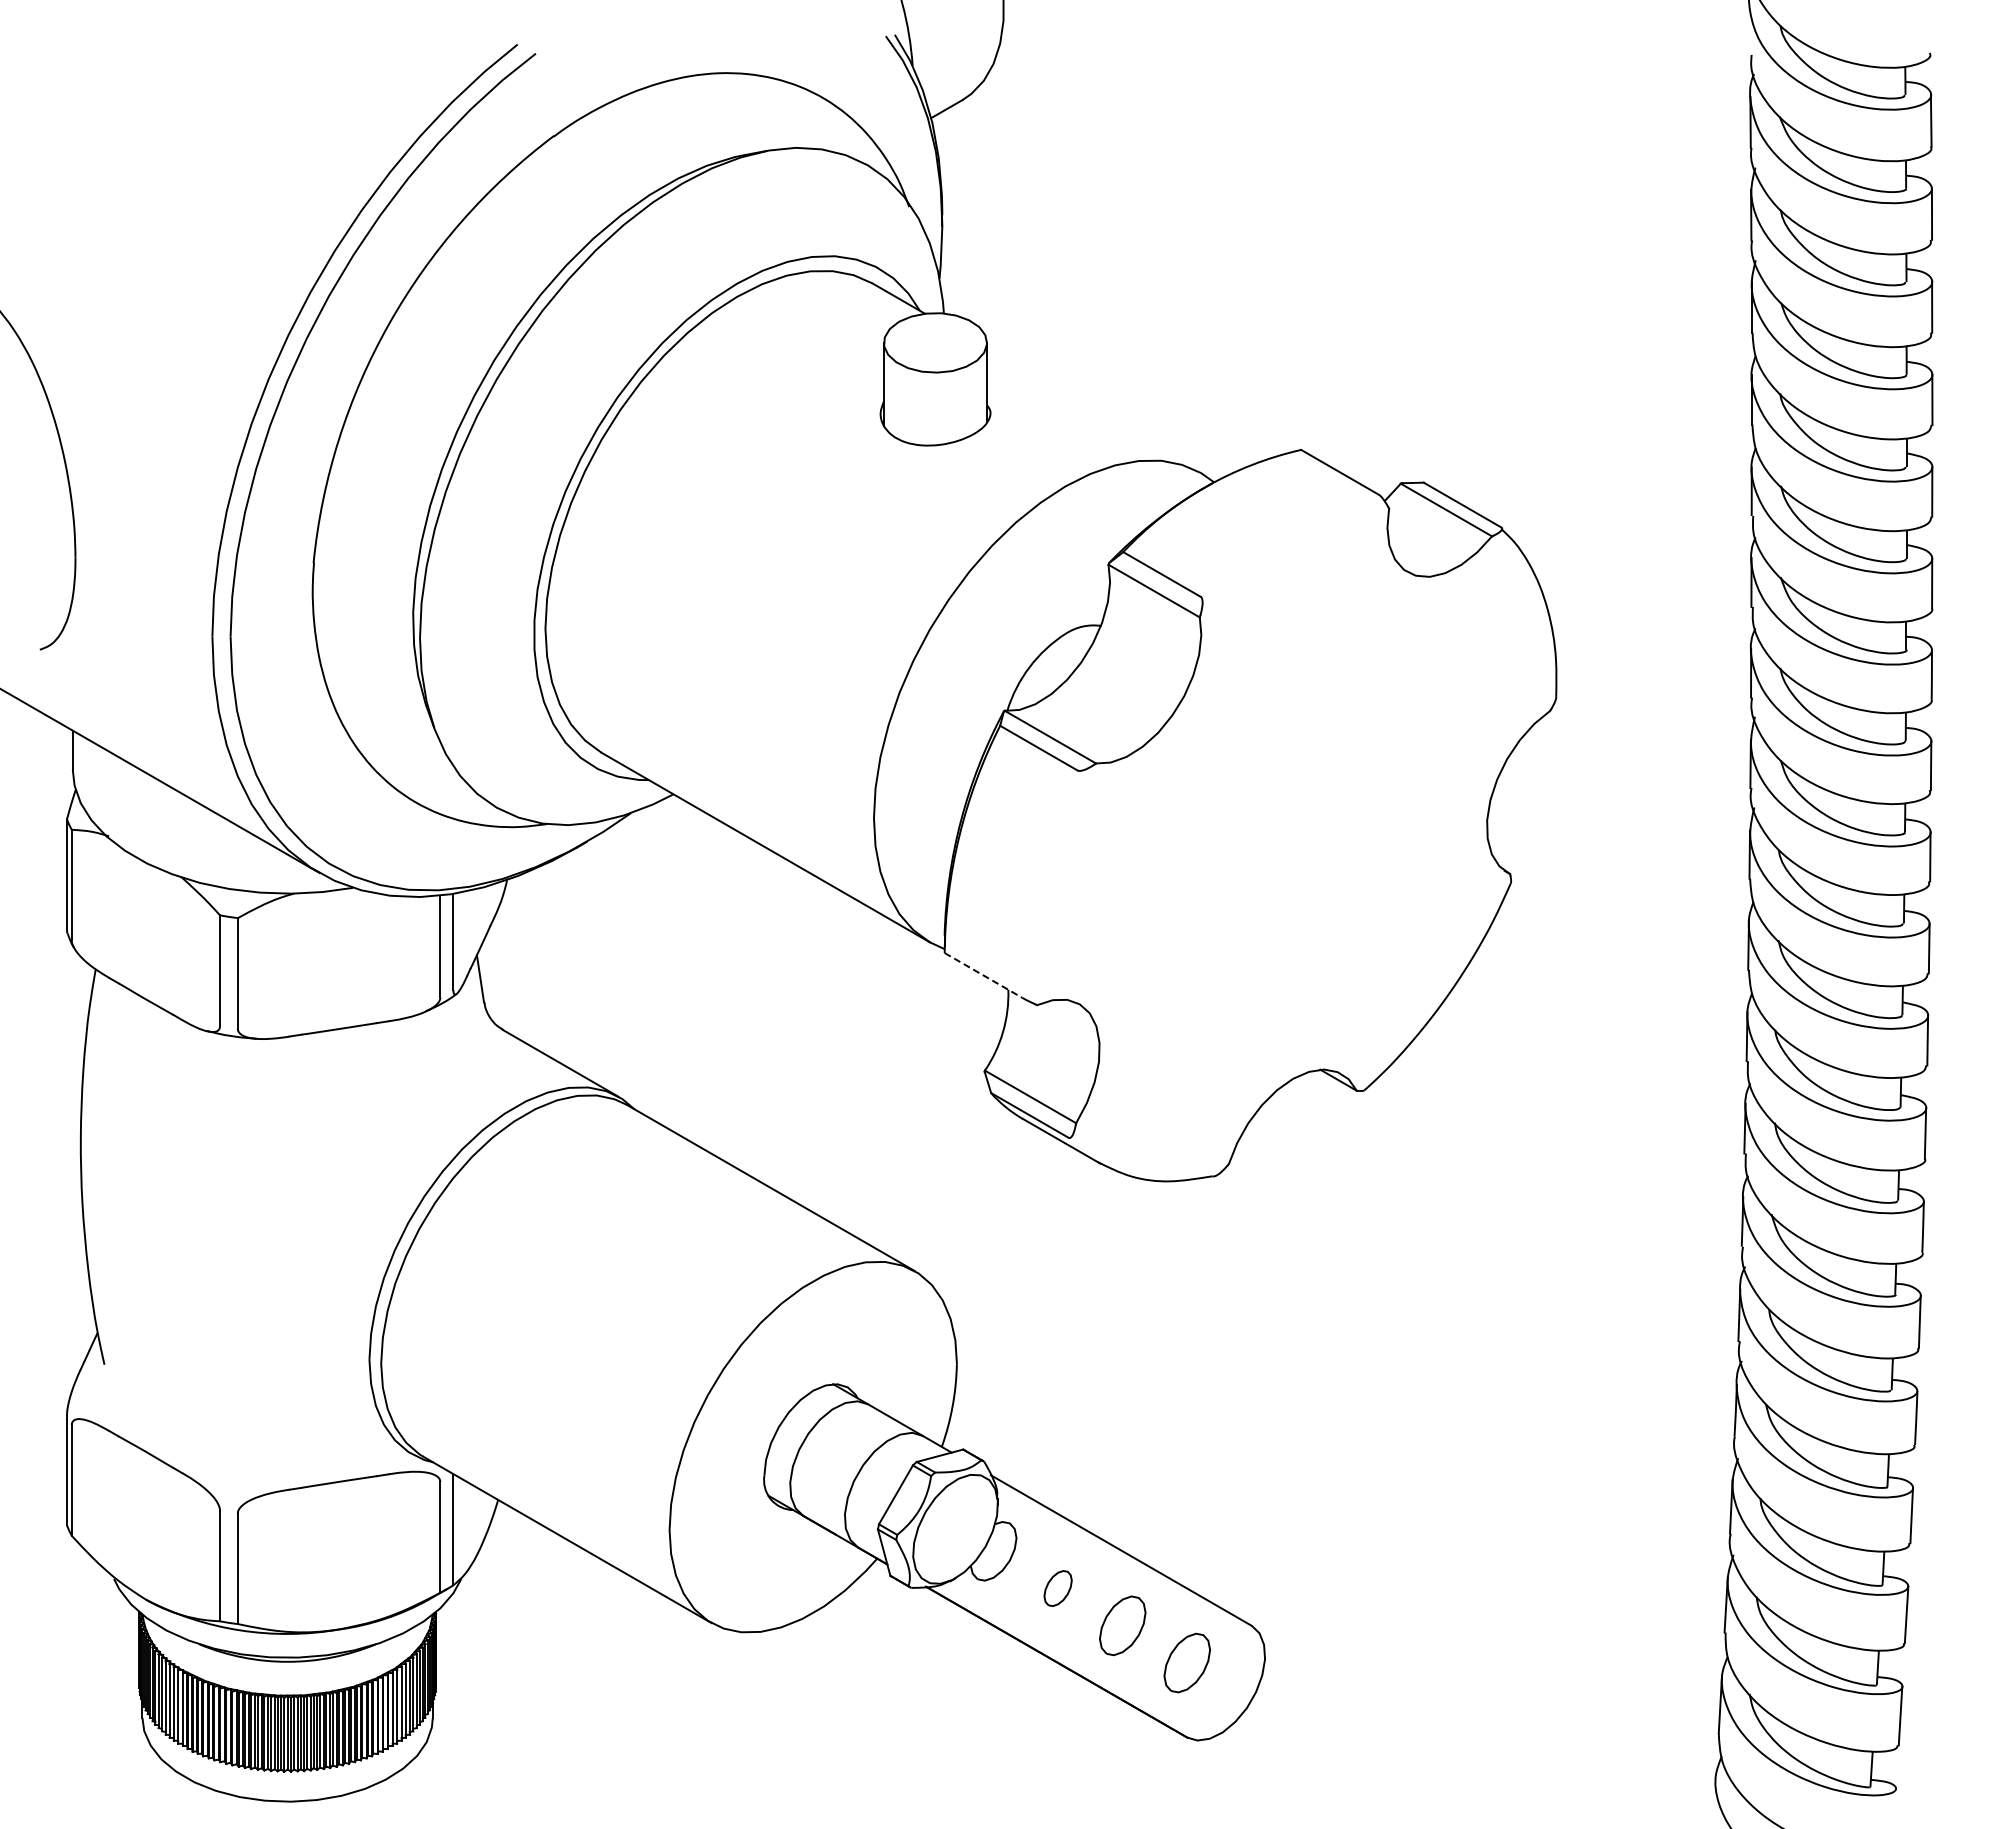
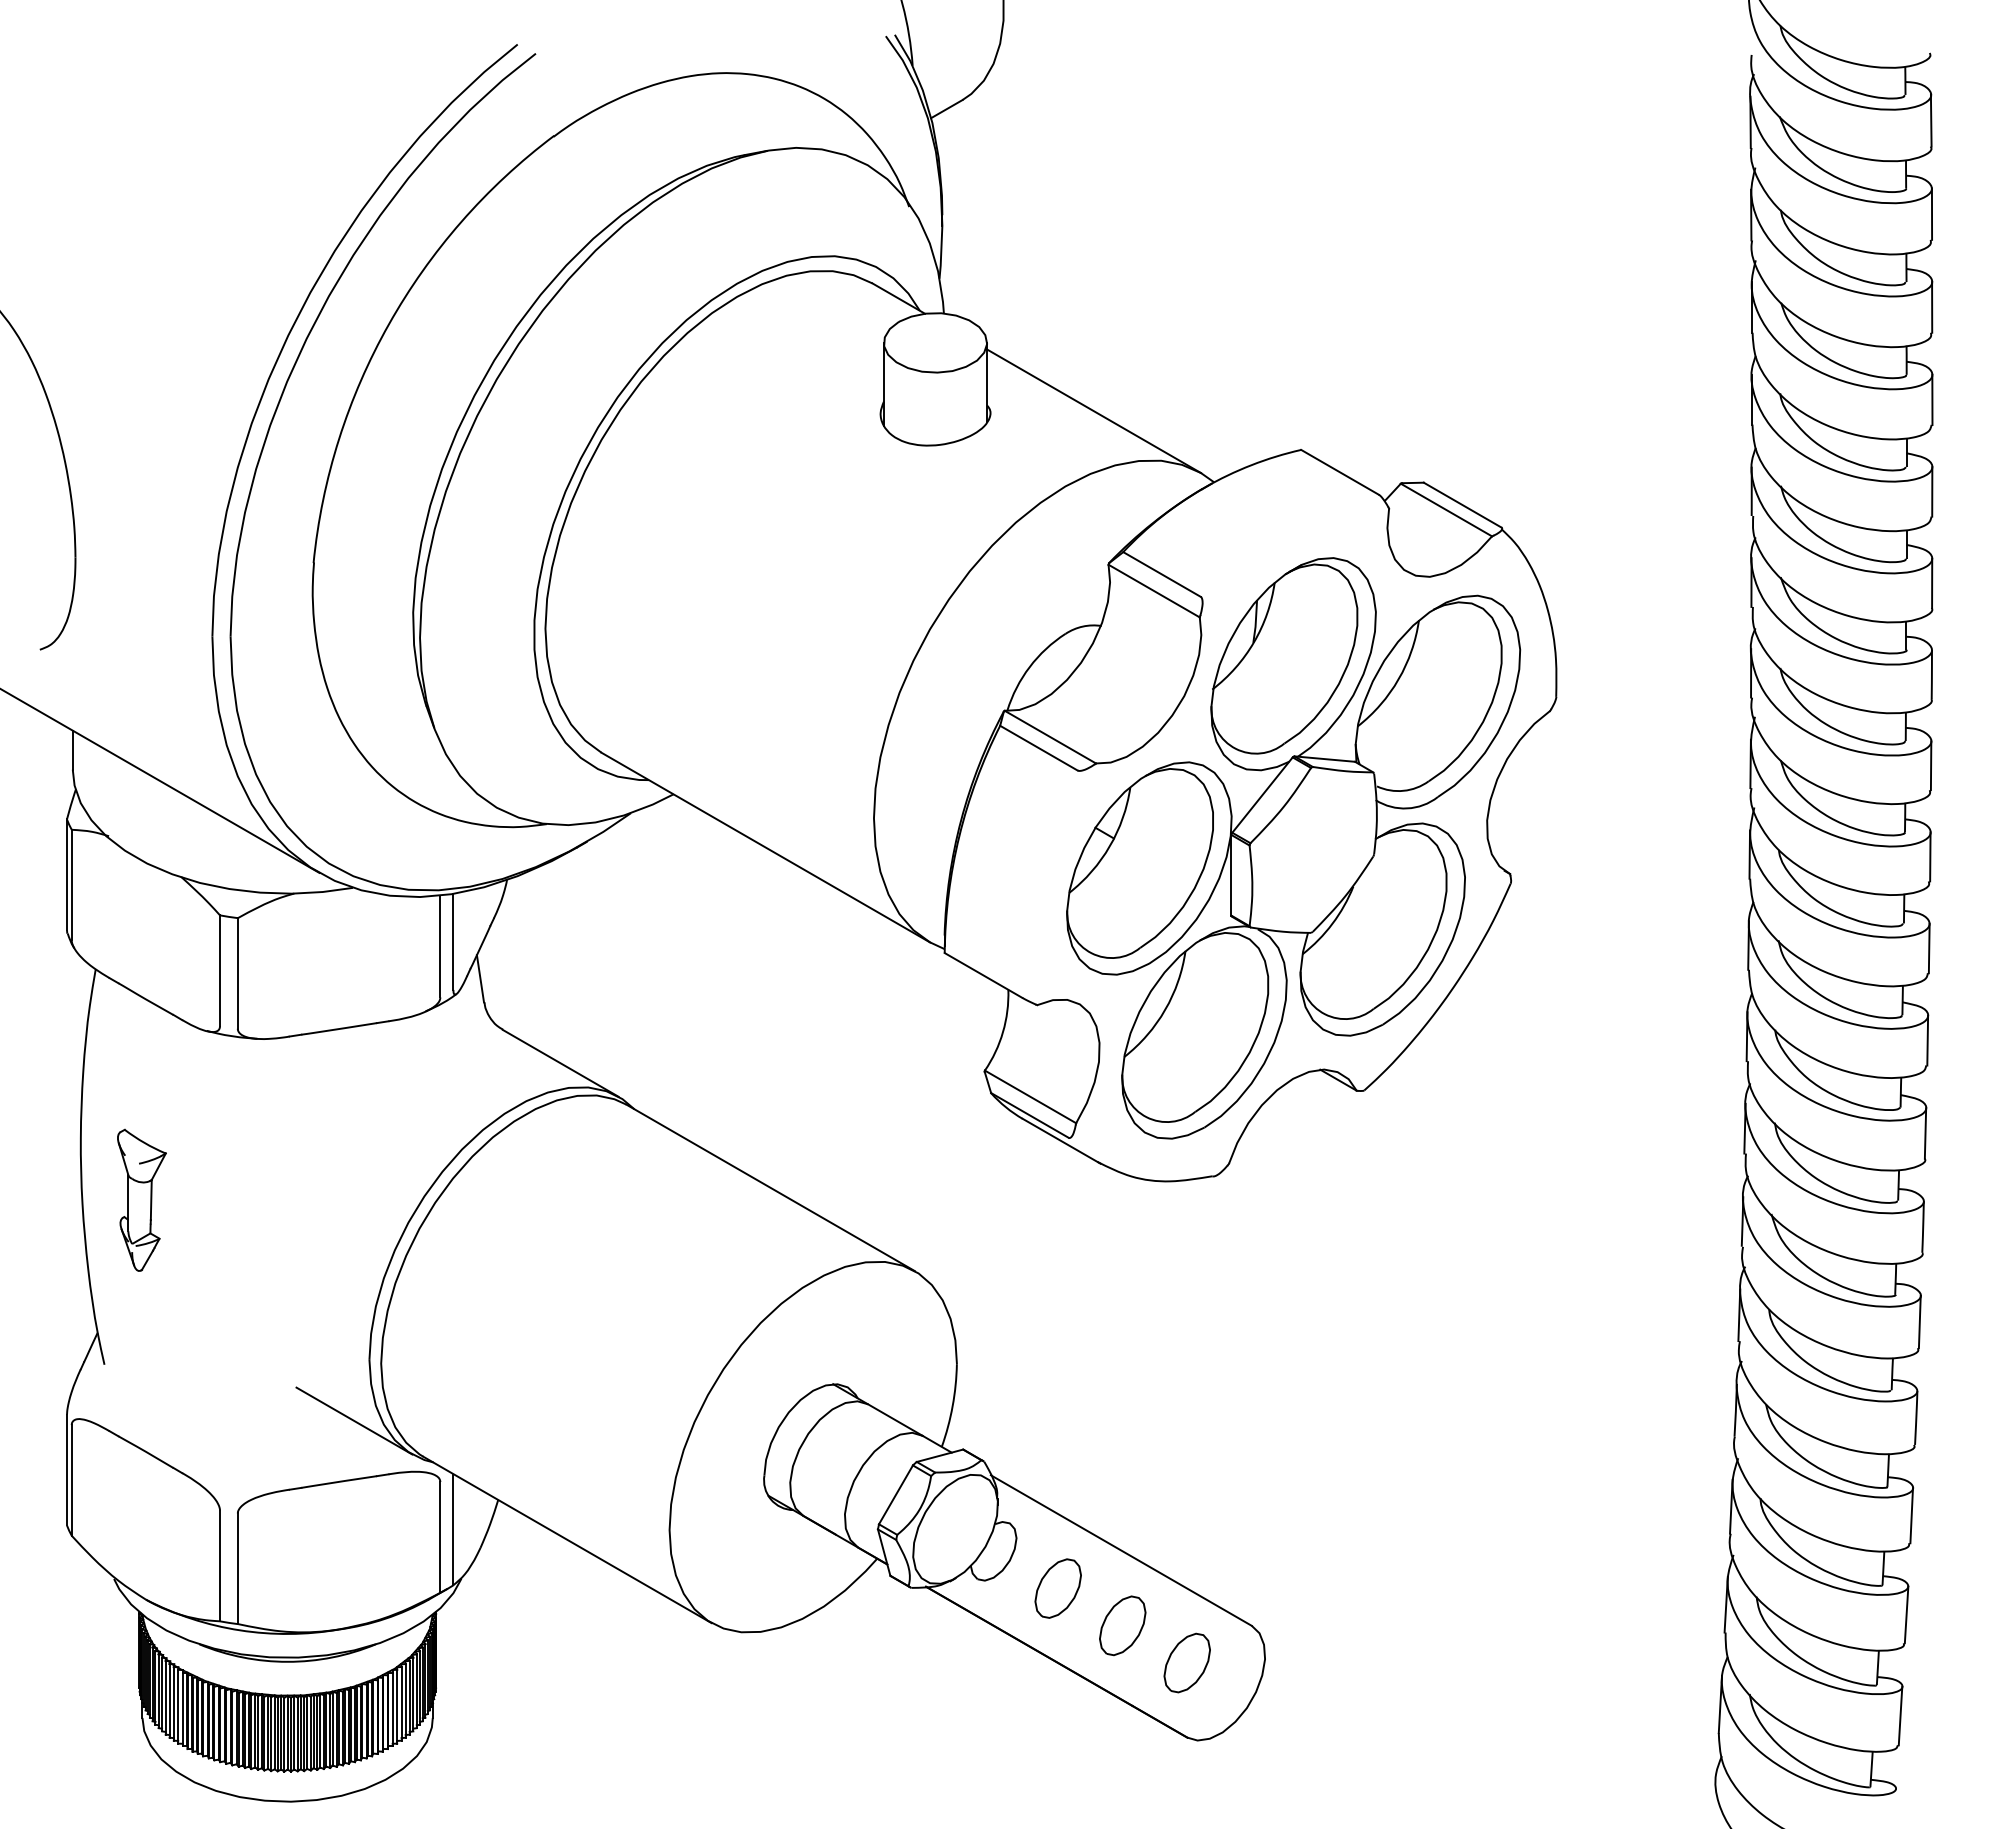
line: none -> present (1093, 411)
part: none -> present (1293, 848)
line: dashed -> solid (983, 975)
part: none -> present (141, 1199)
line: none -> present (354, 1420)
part size: 30x37 px -> 48x61 px (1057, 1588)
